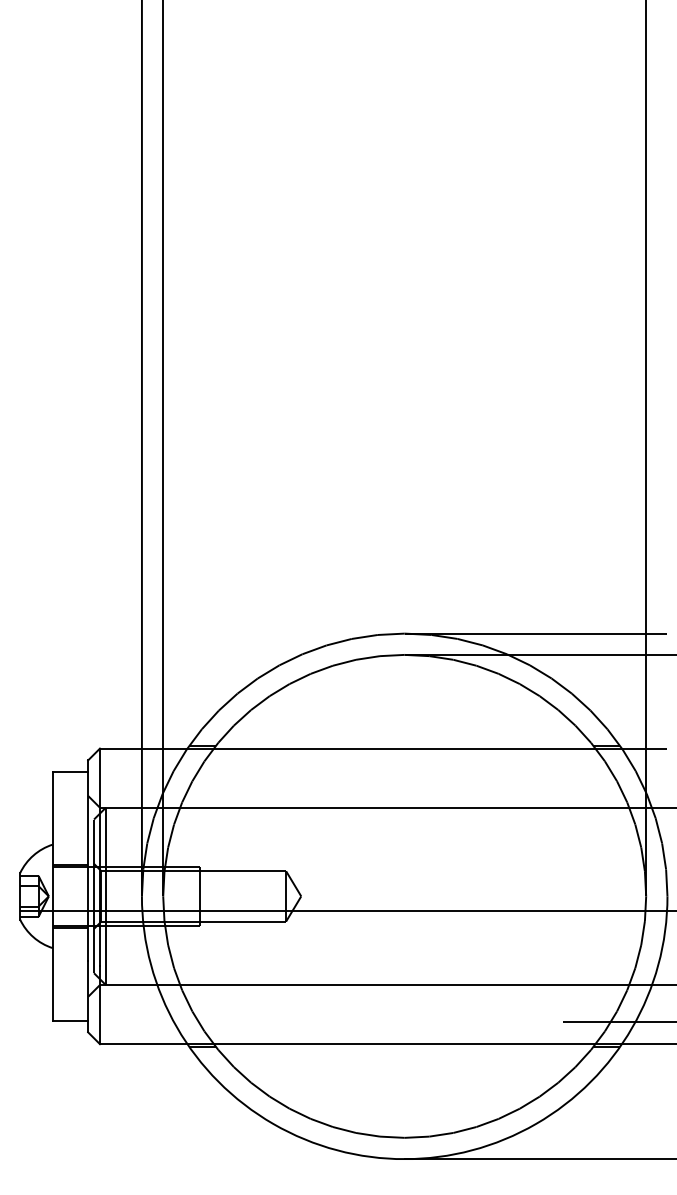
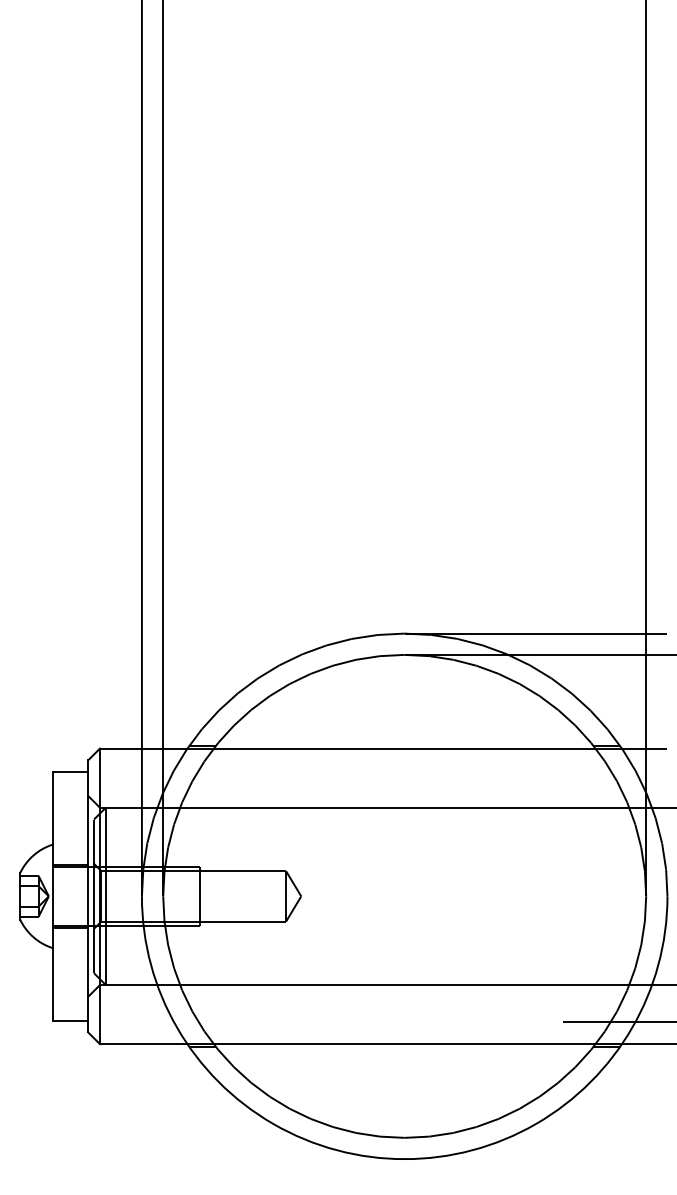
line: present -> none (346, 911)
line: present -> none (538, 1159)
